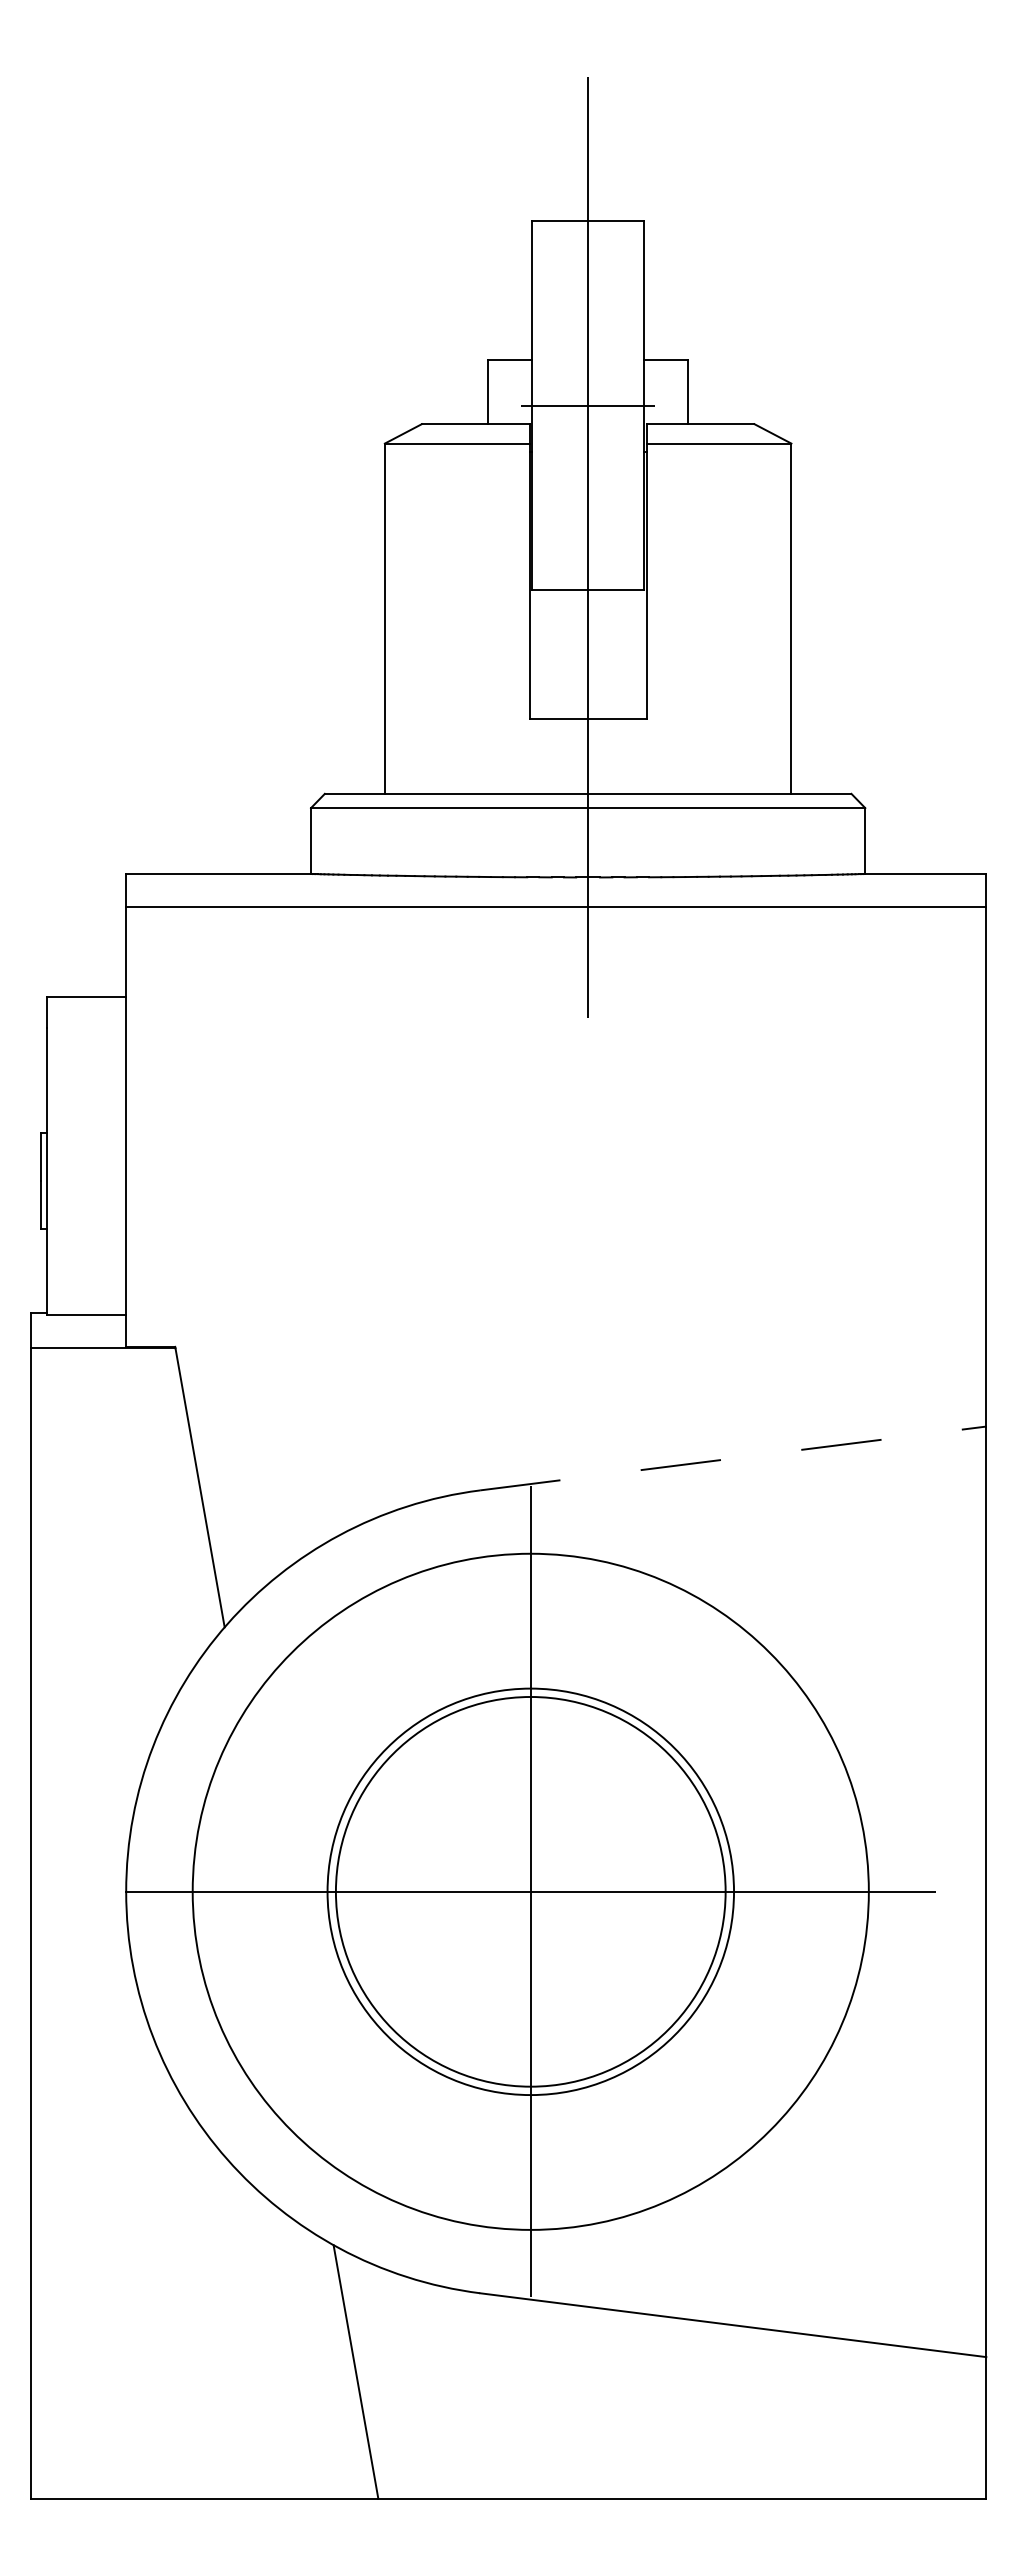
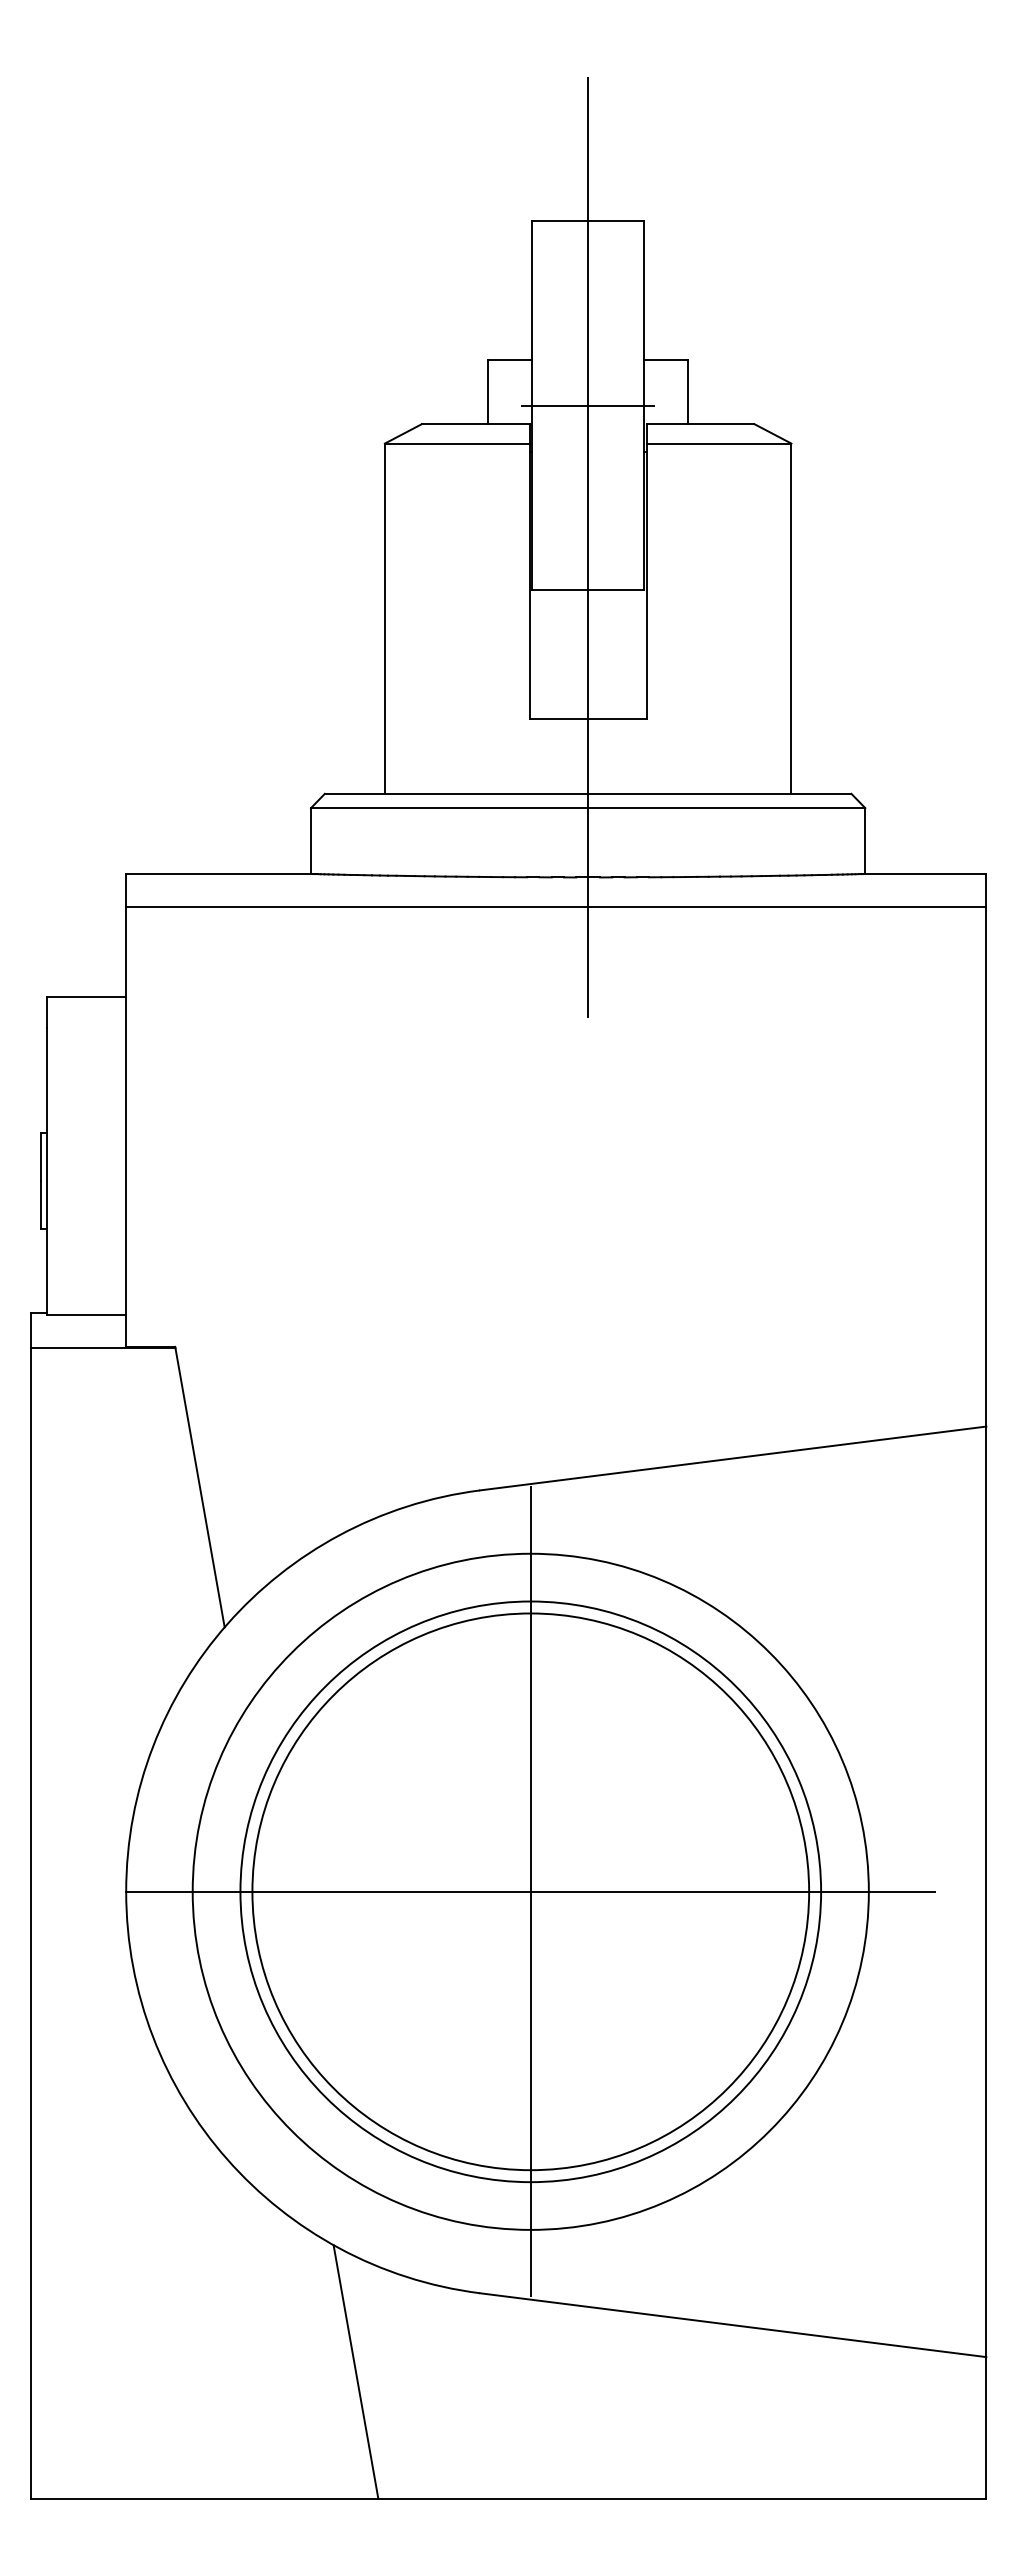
line: dashed -> solid (733, 1458)
circle diameter: 390 px -> 557 px (530, 1891)
circle diameter: 406 px -> 581 px (530, 1891)
